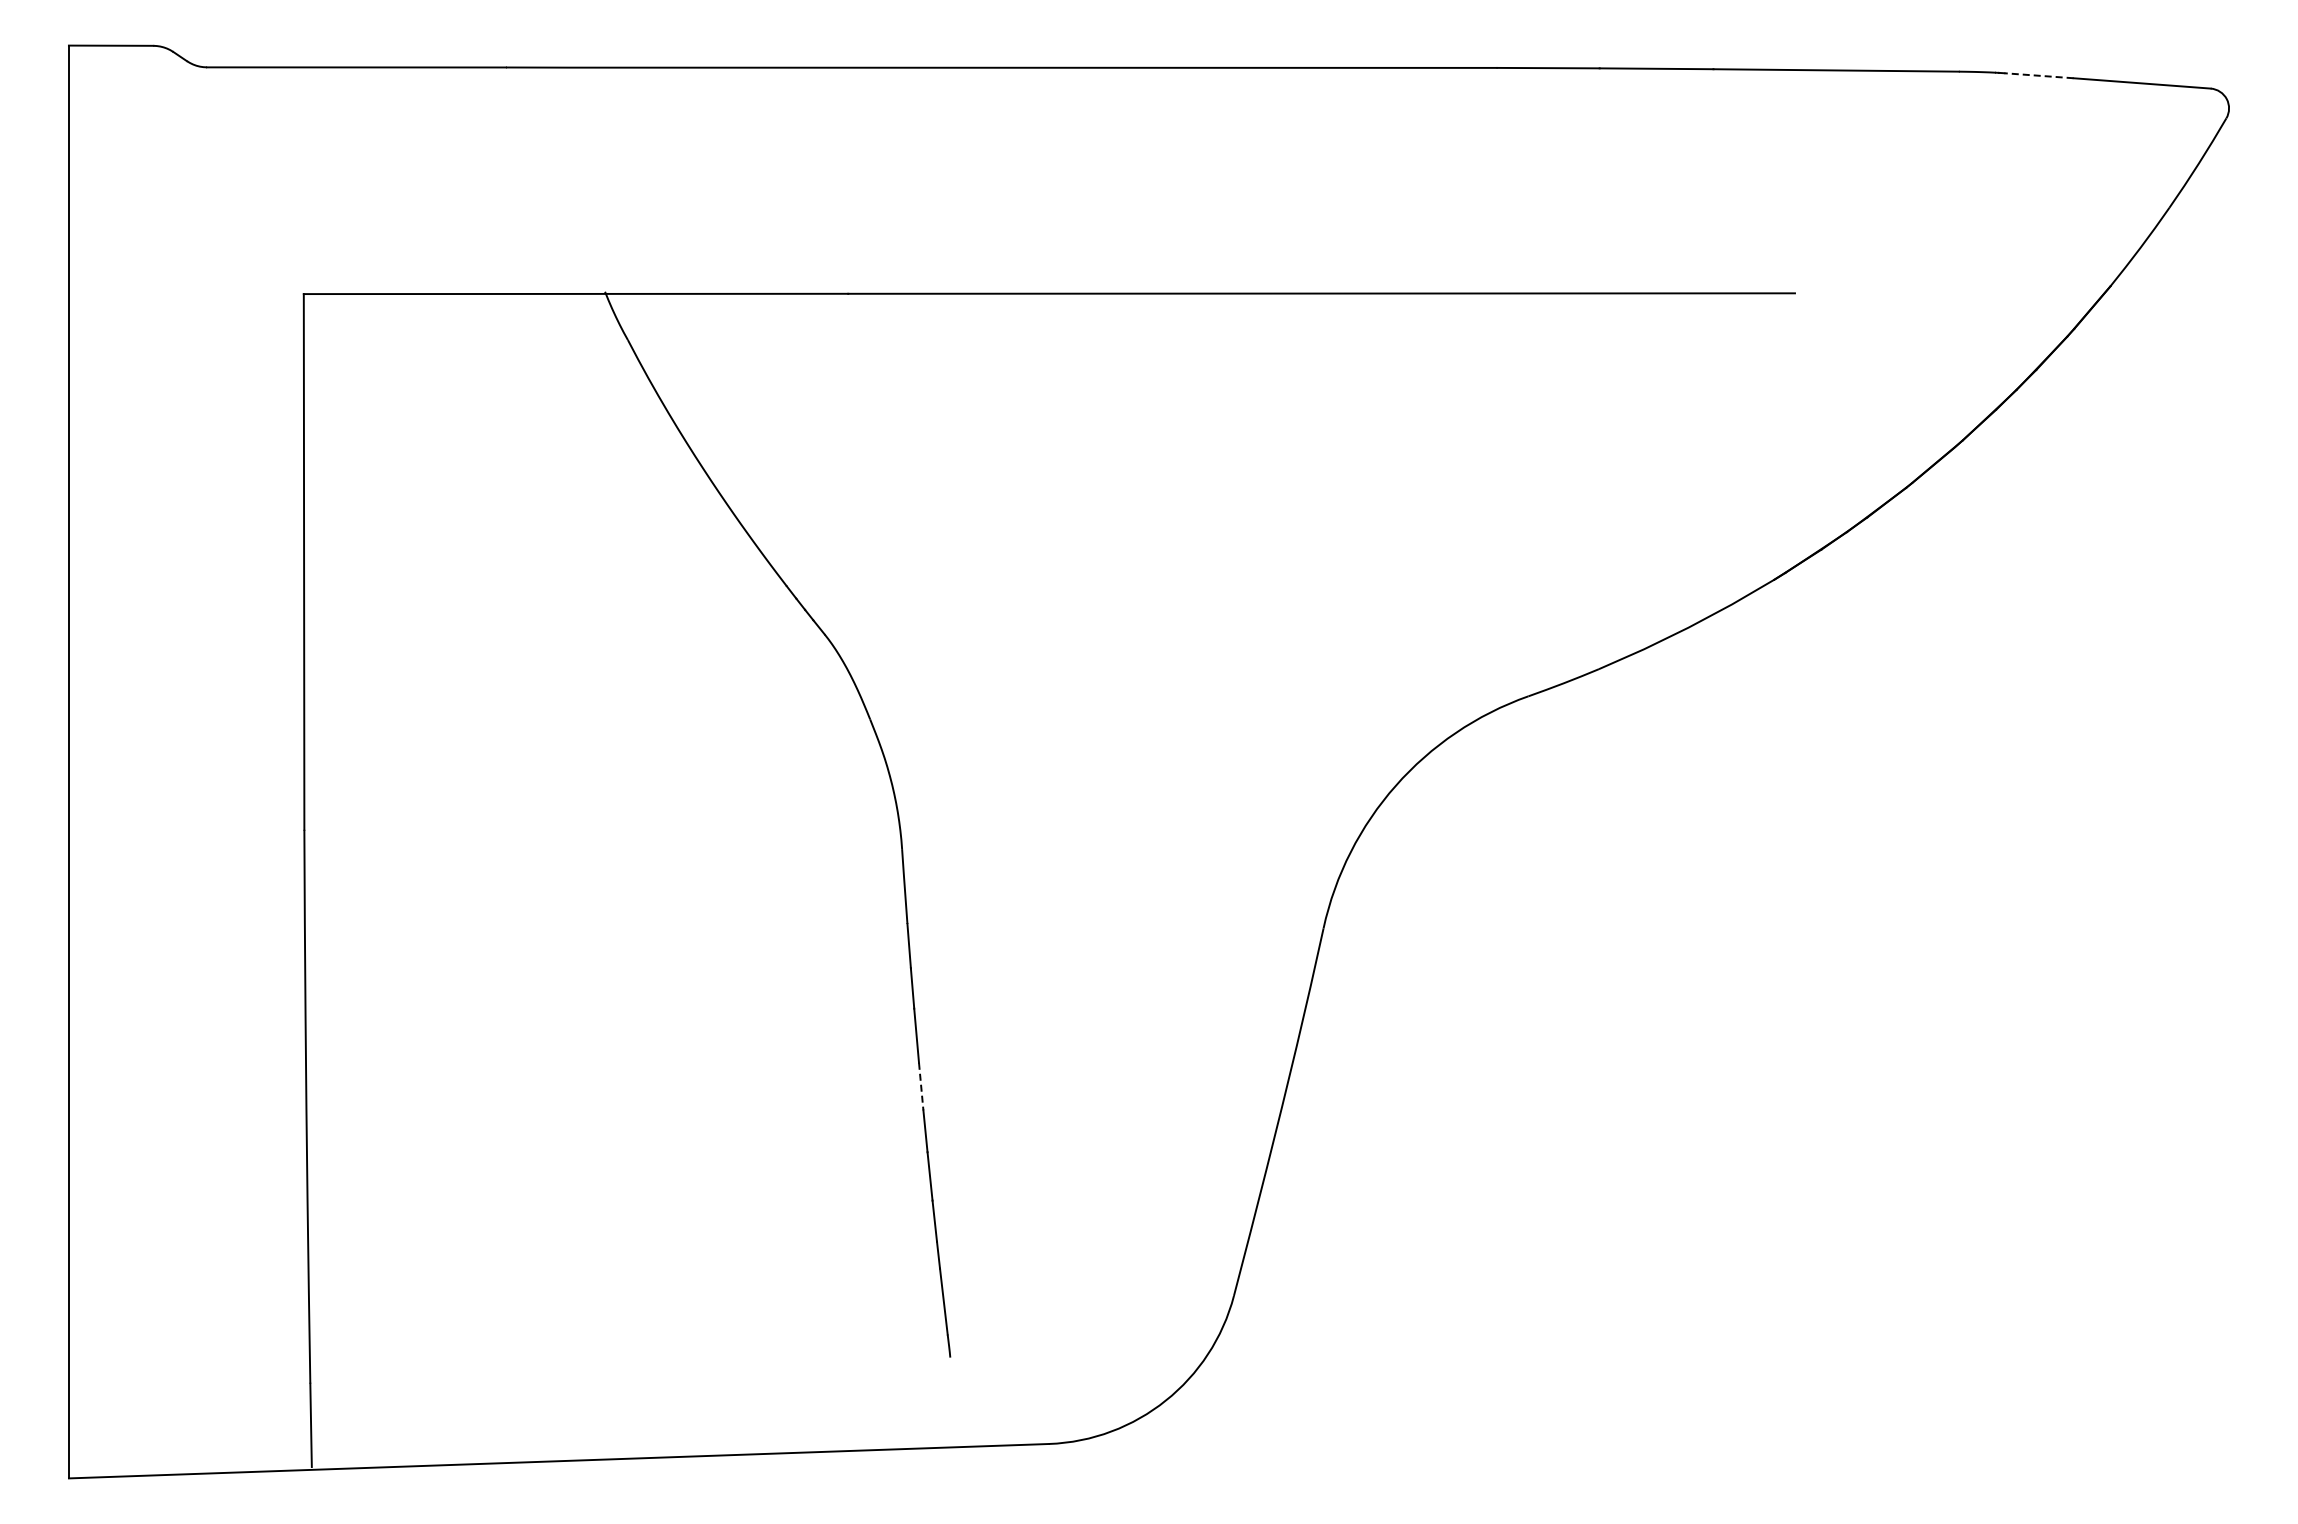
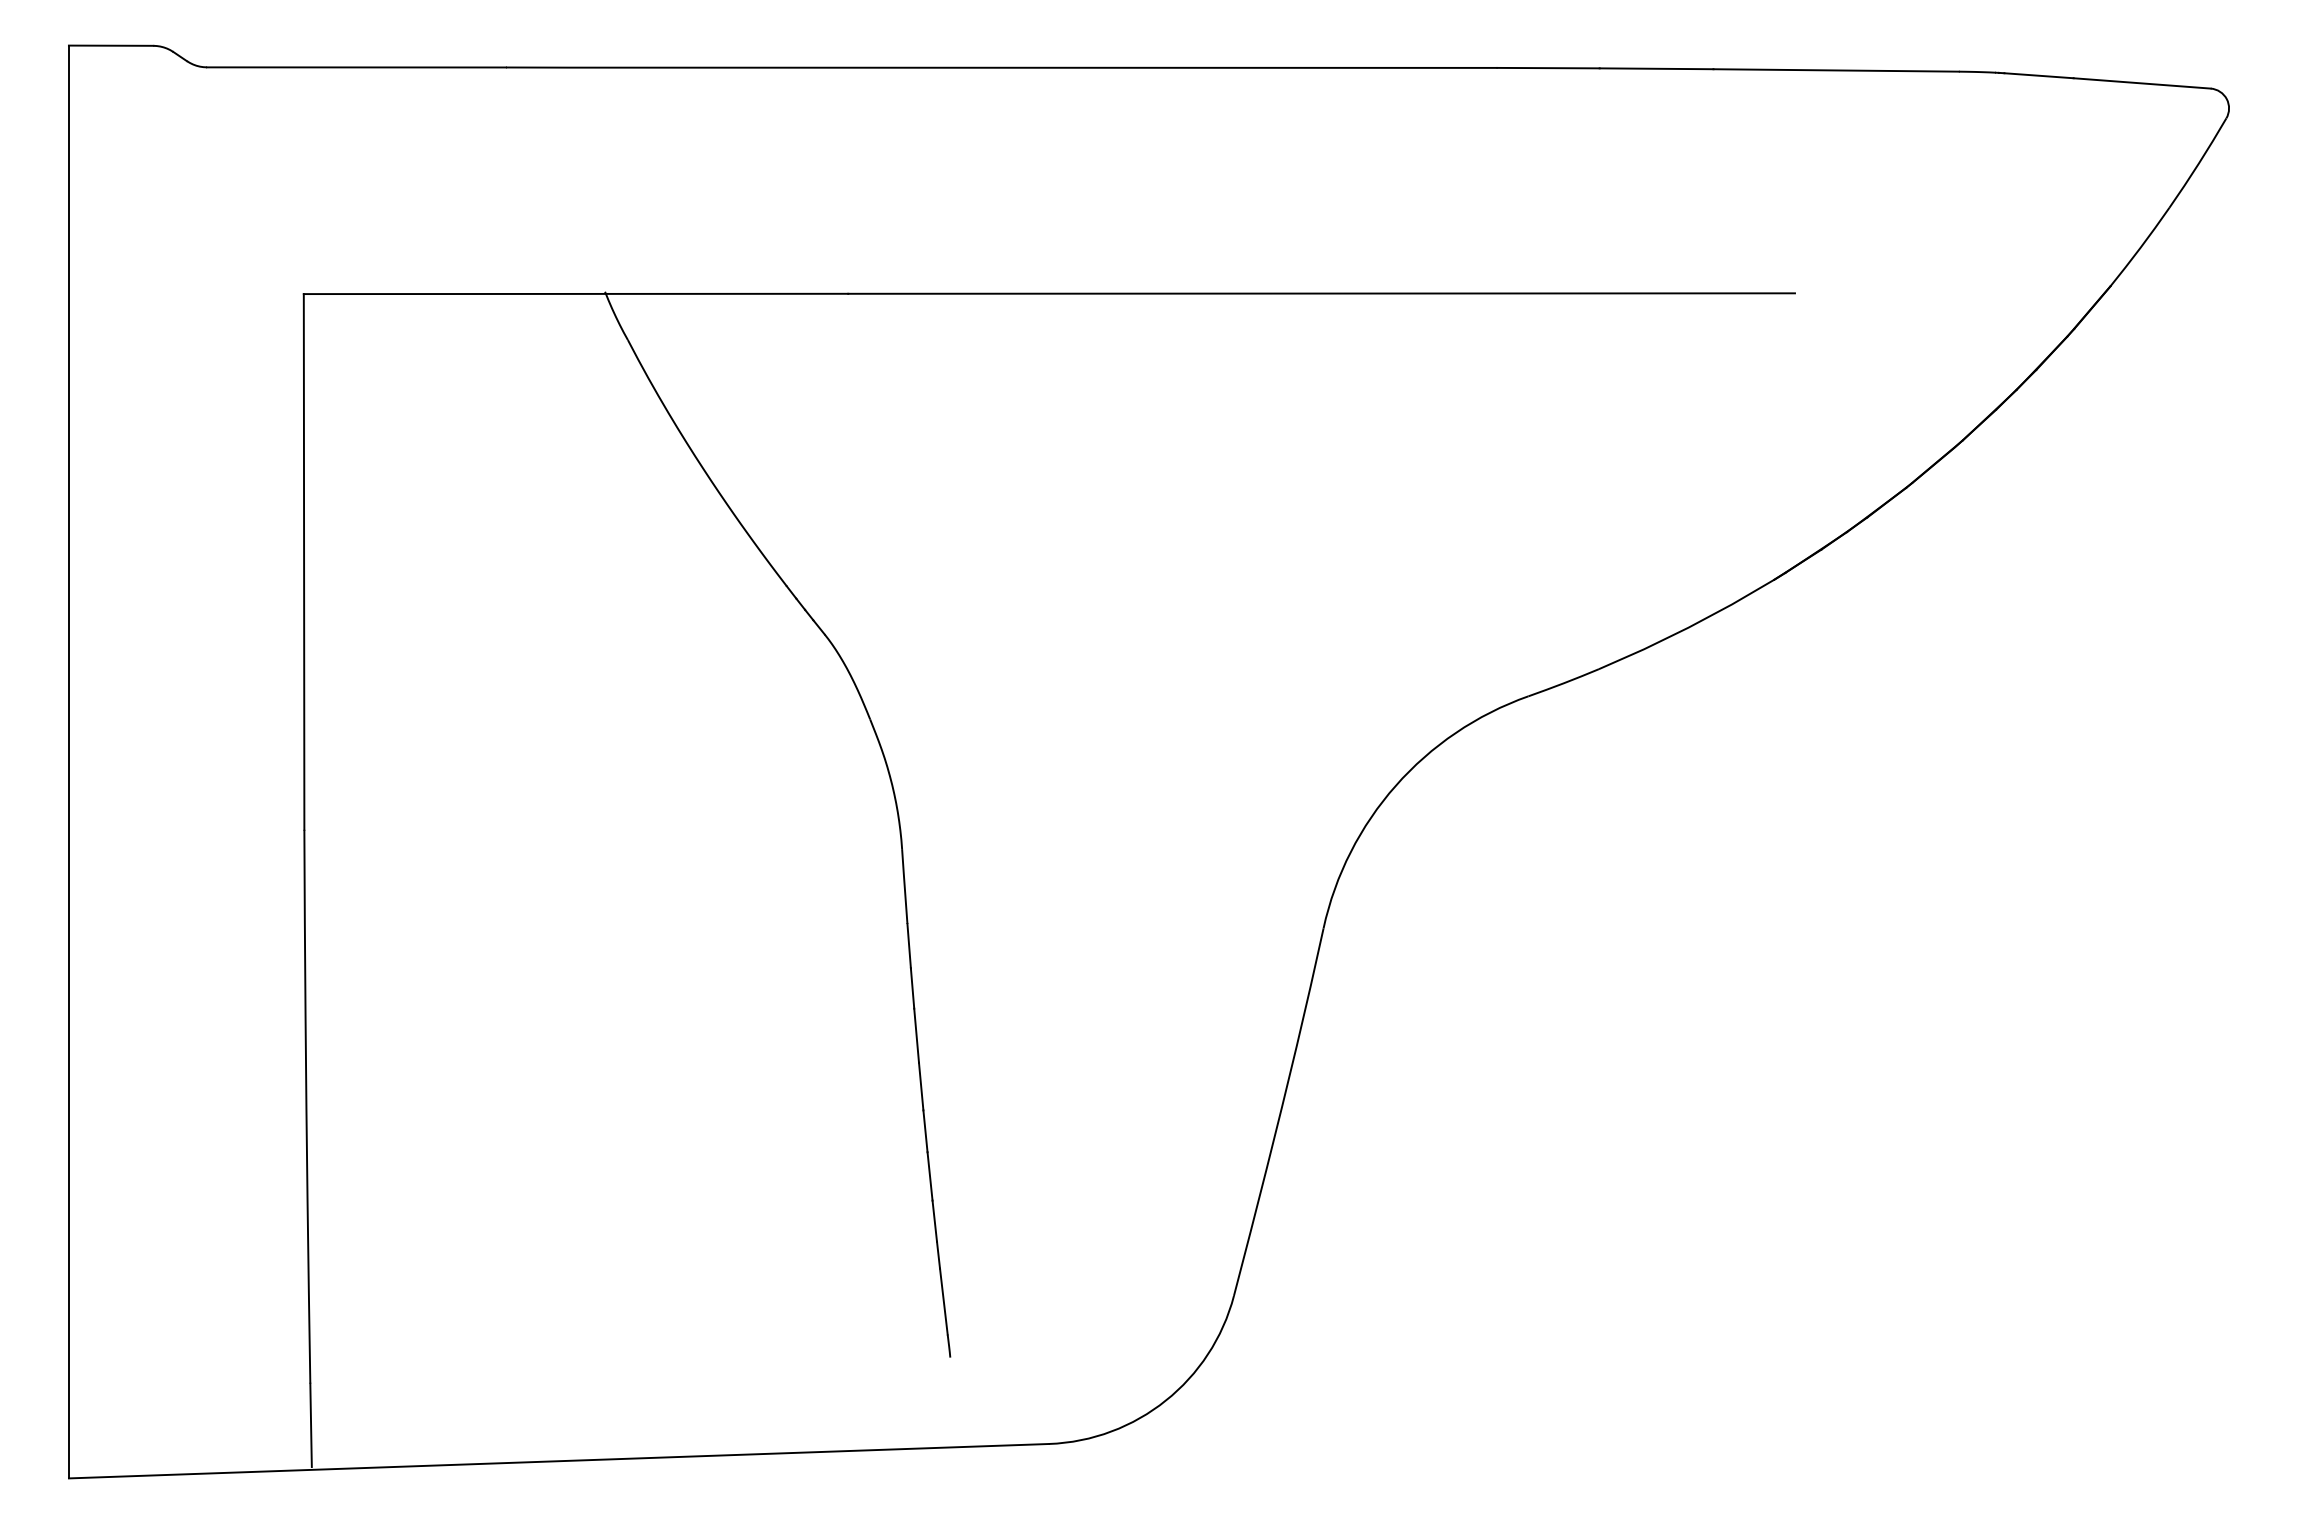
line: dashed -> solid (2038, 75)
line: dashed -> solid (921, 1086)
